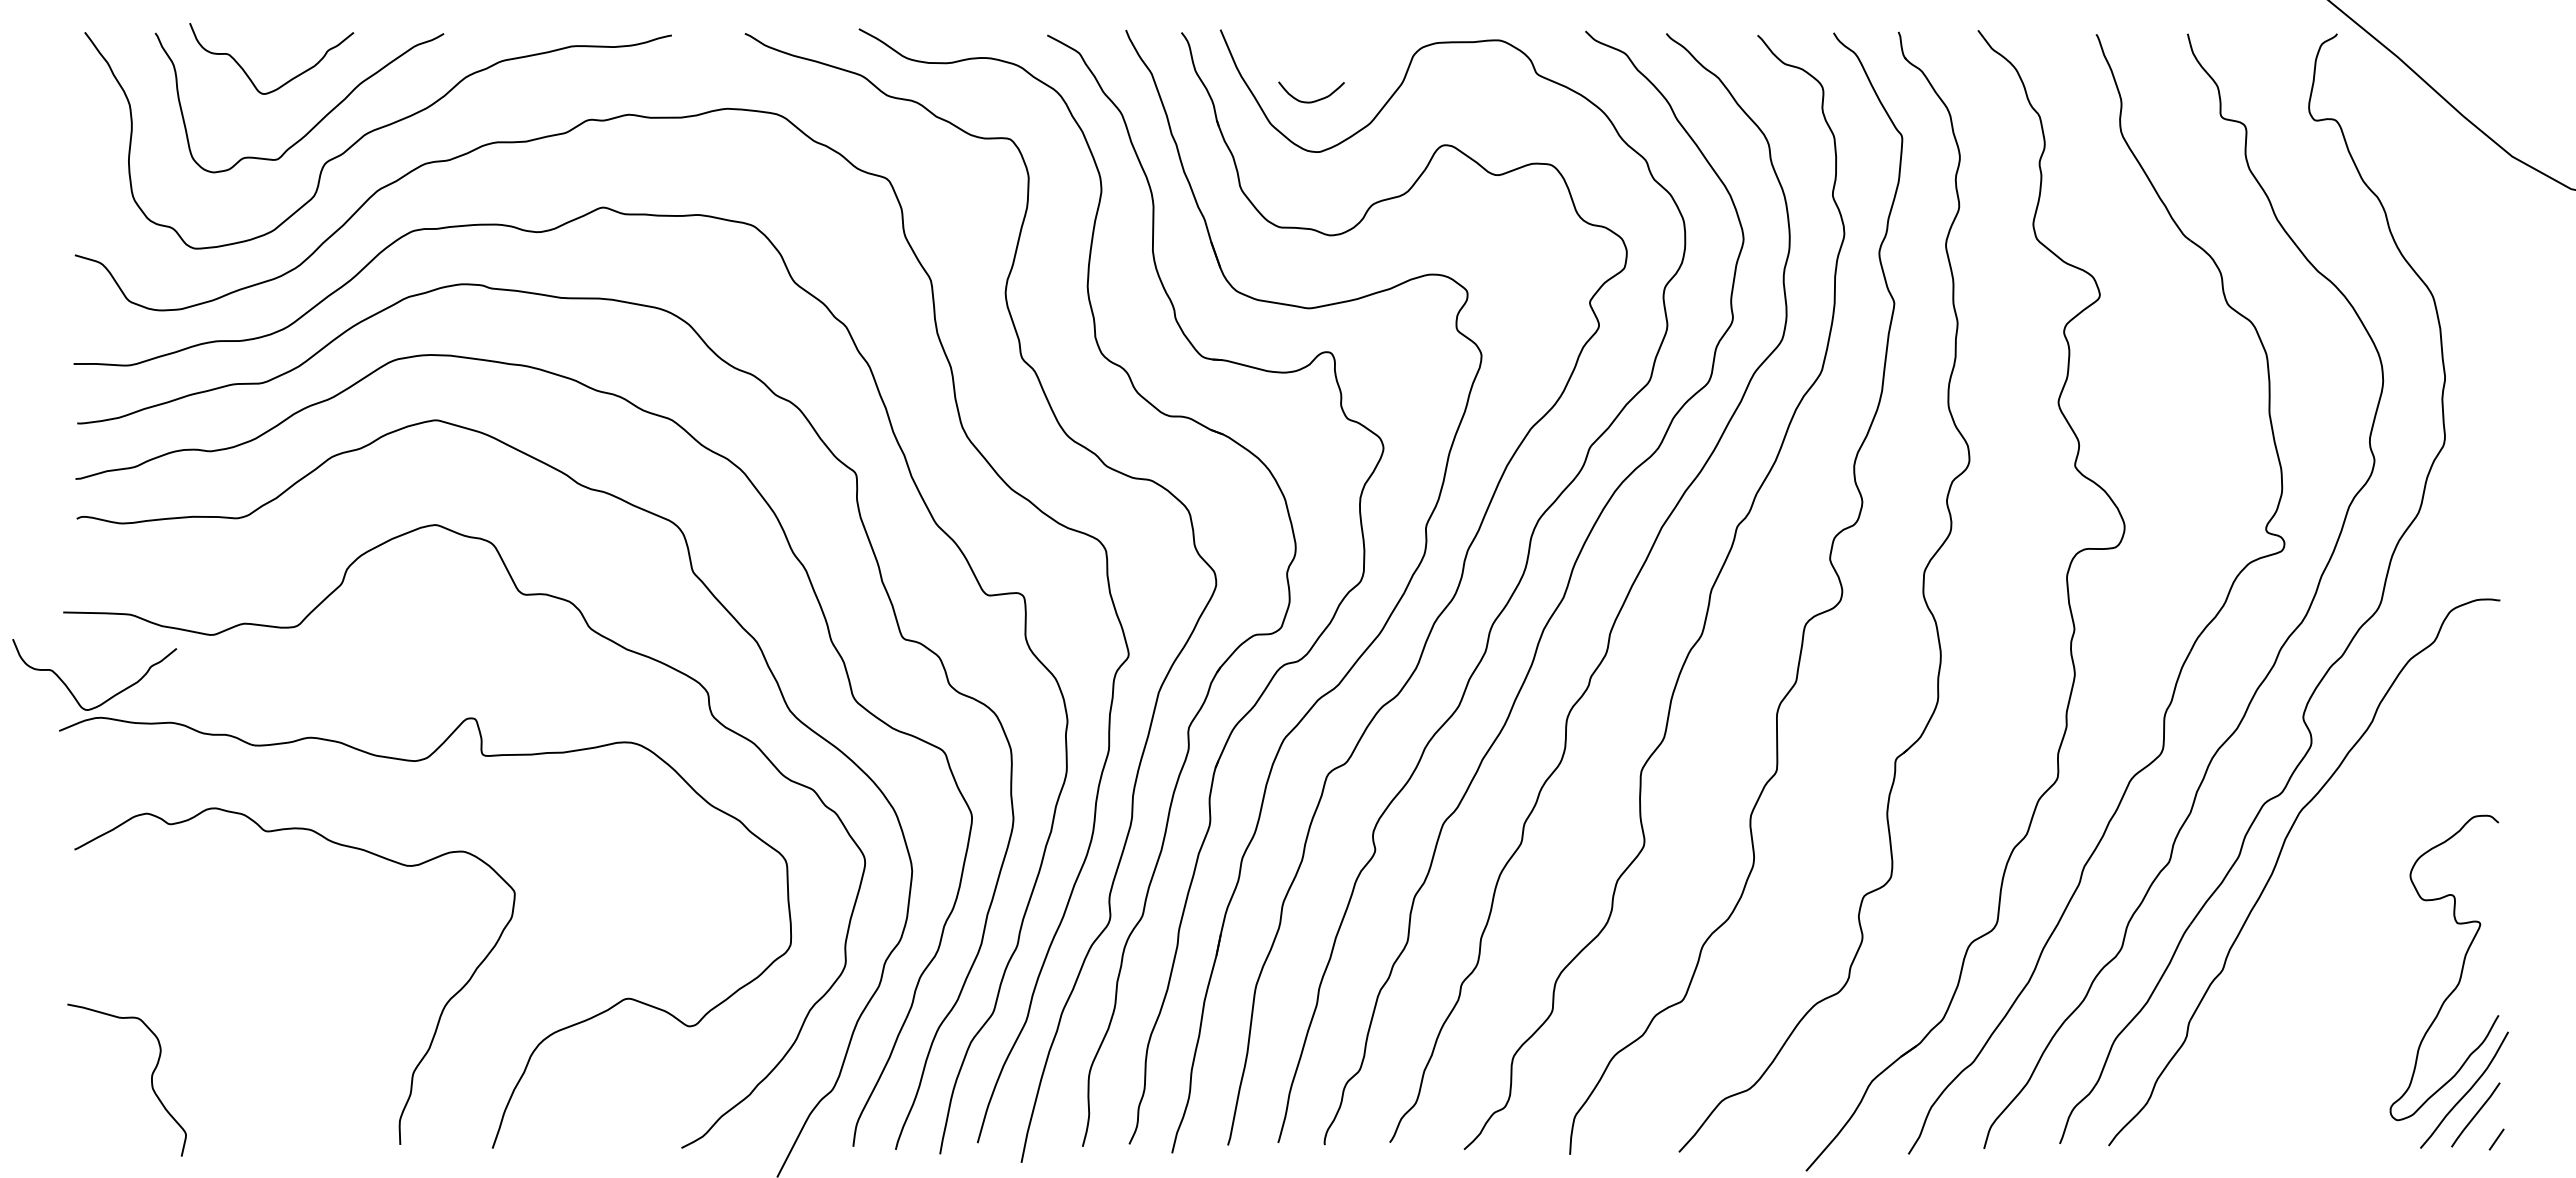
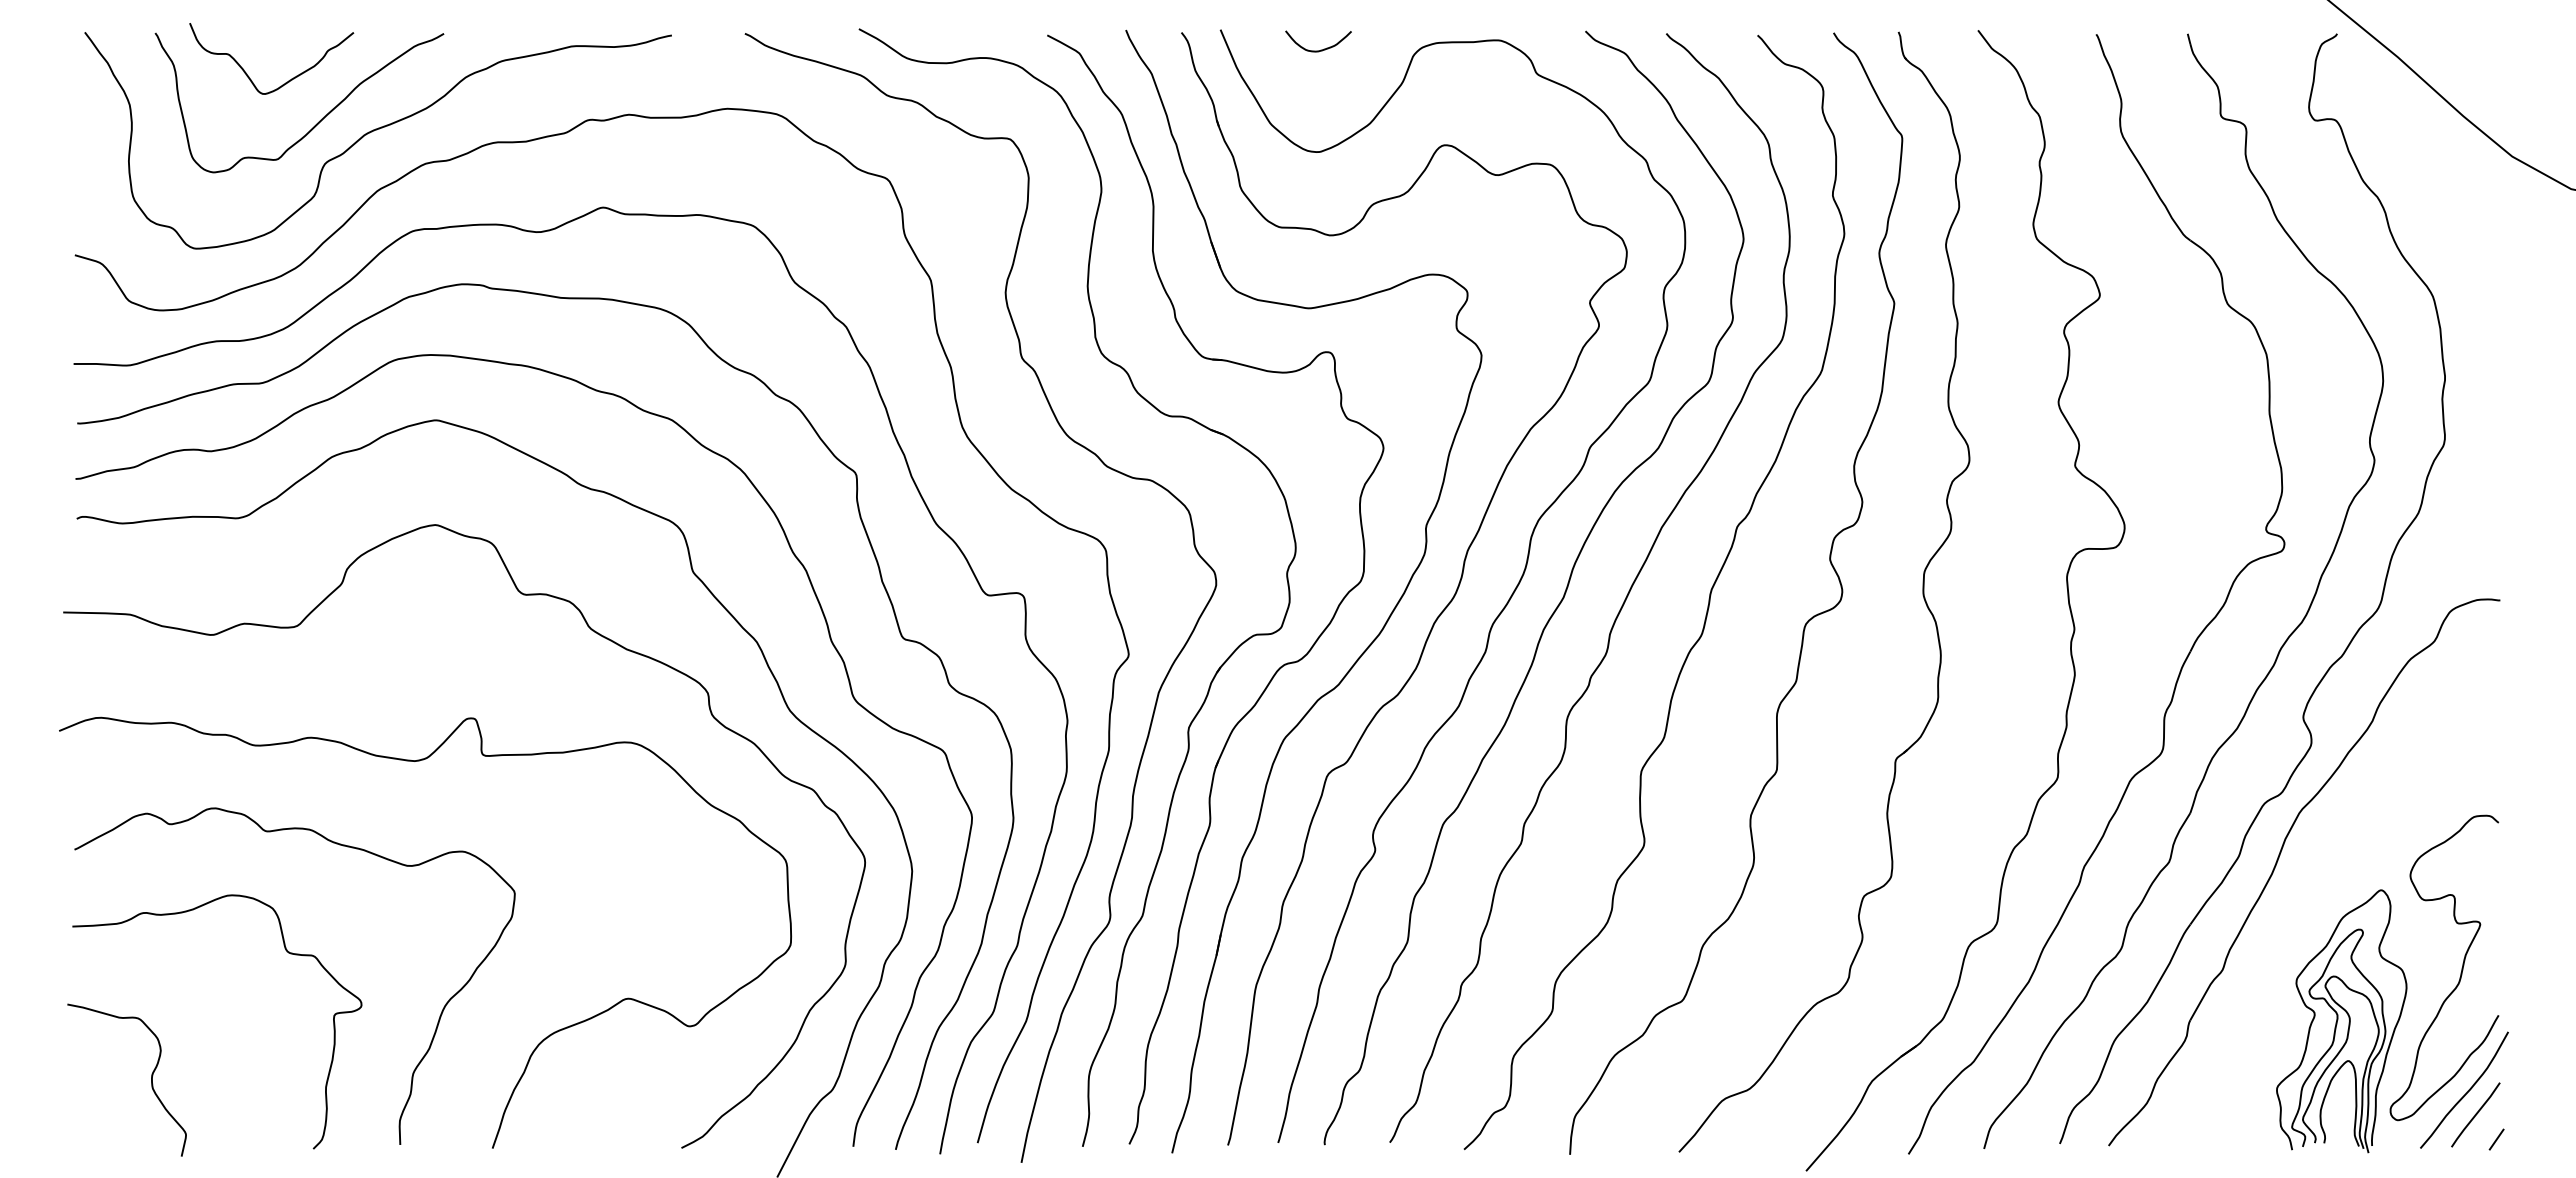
curve position: (1313, 100) -> (1320, 49) (1320, 49)
curve: present -> none (108, 698)
curve: none -> present (286, 951)
part: none -> present (2341, 1021)
